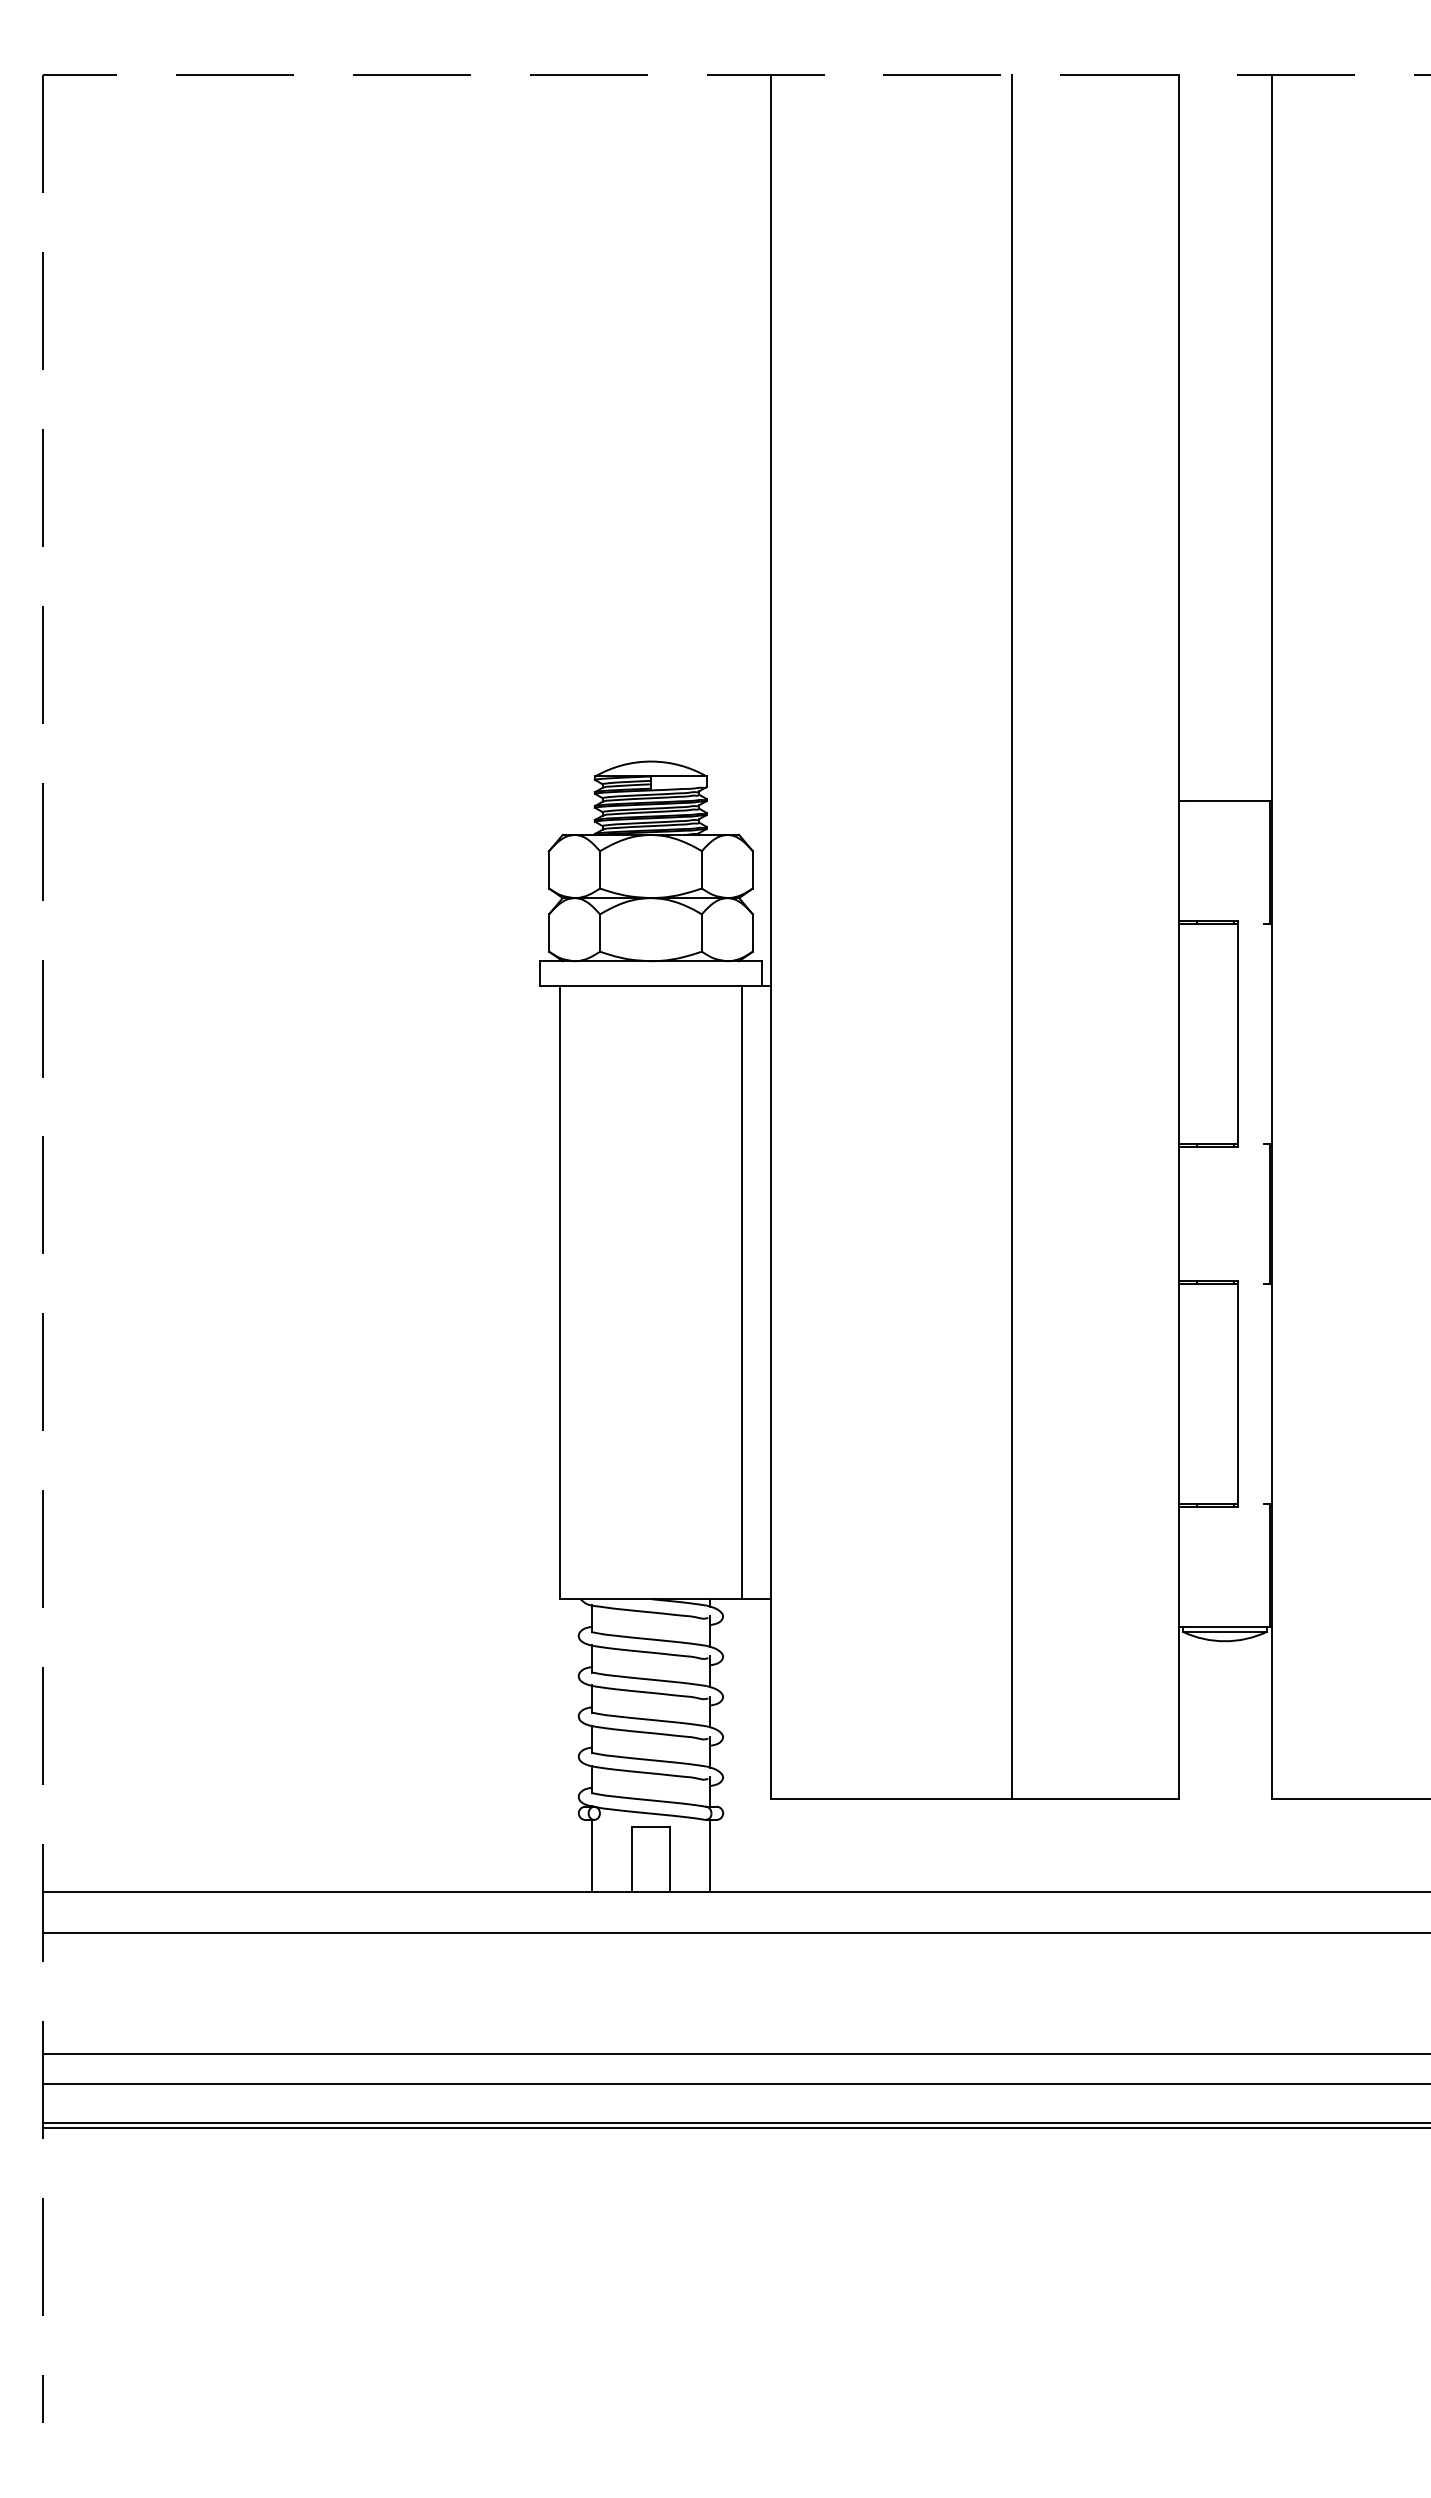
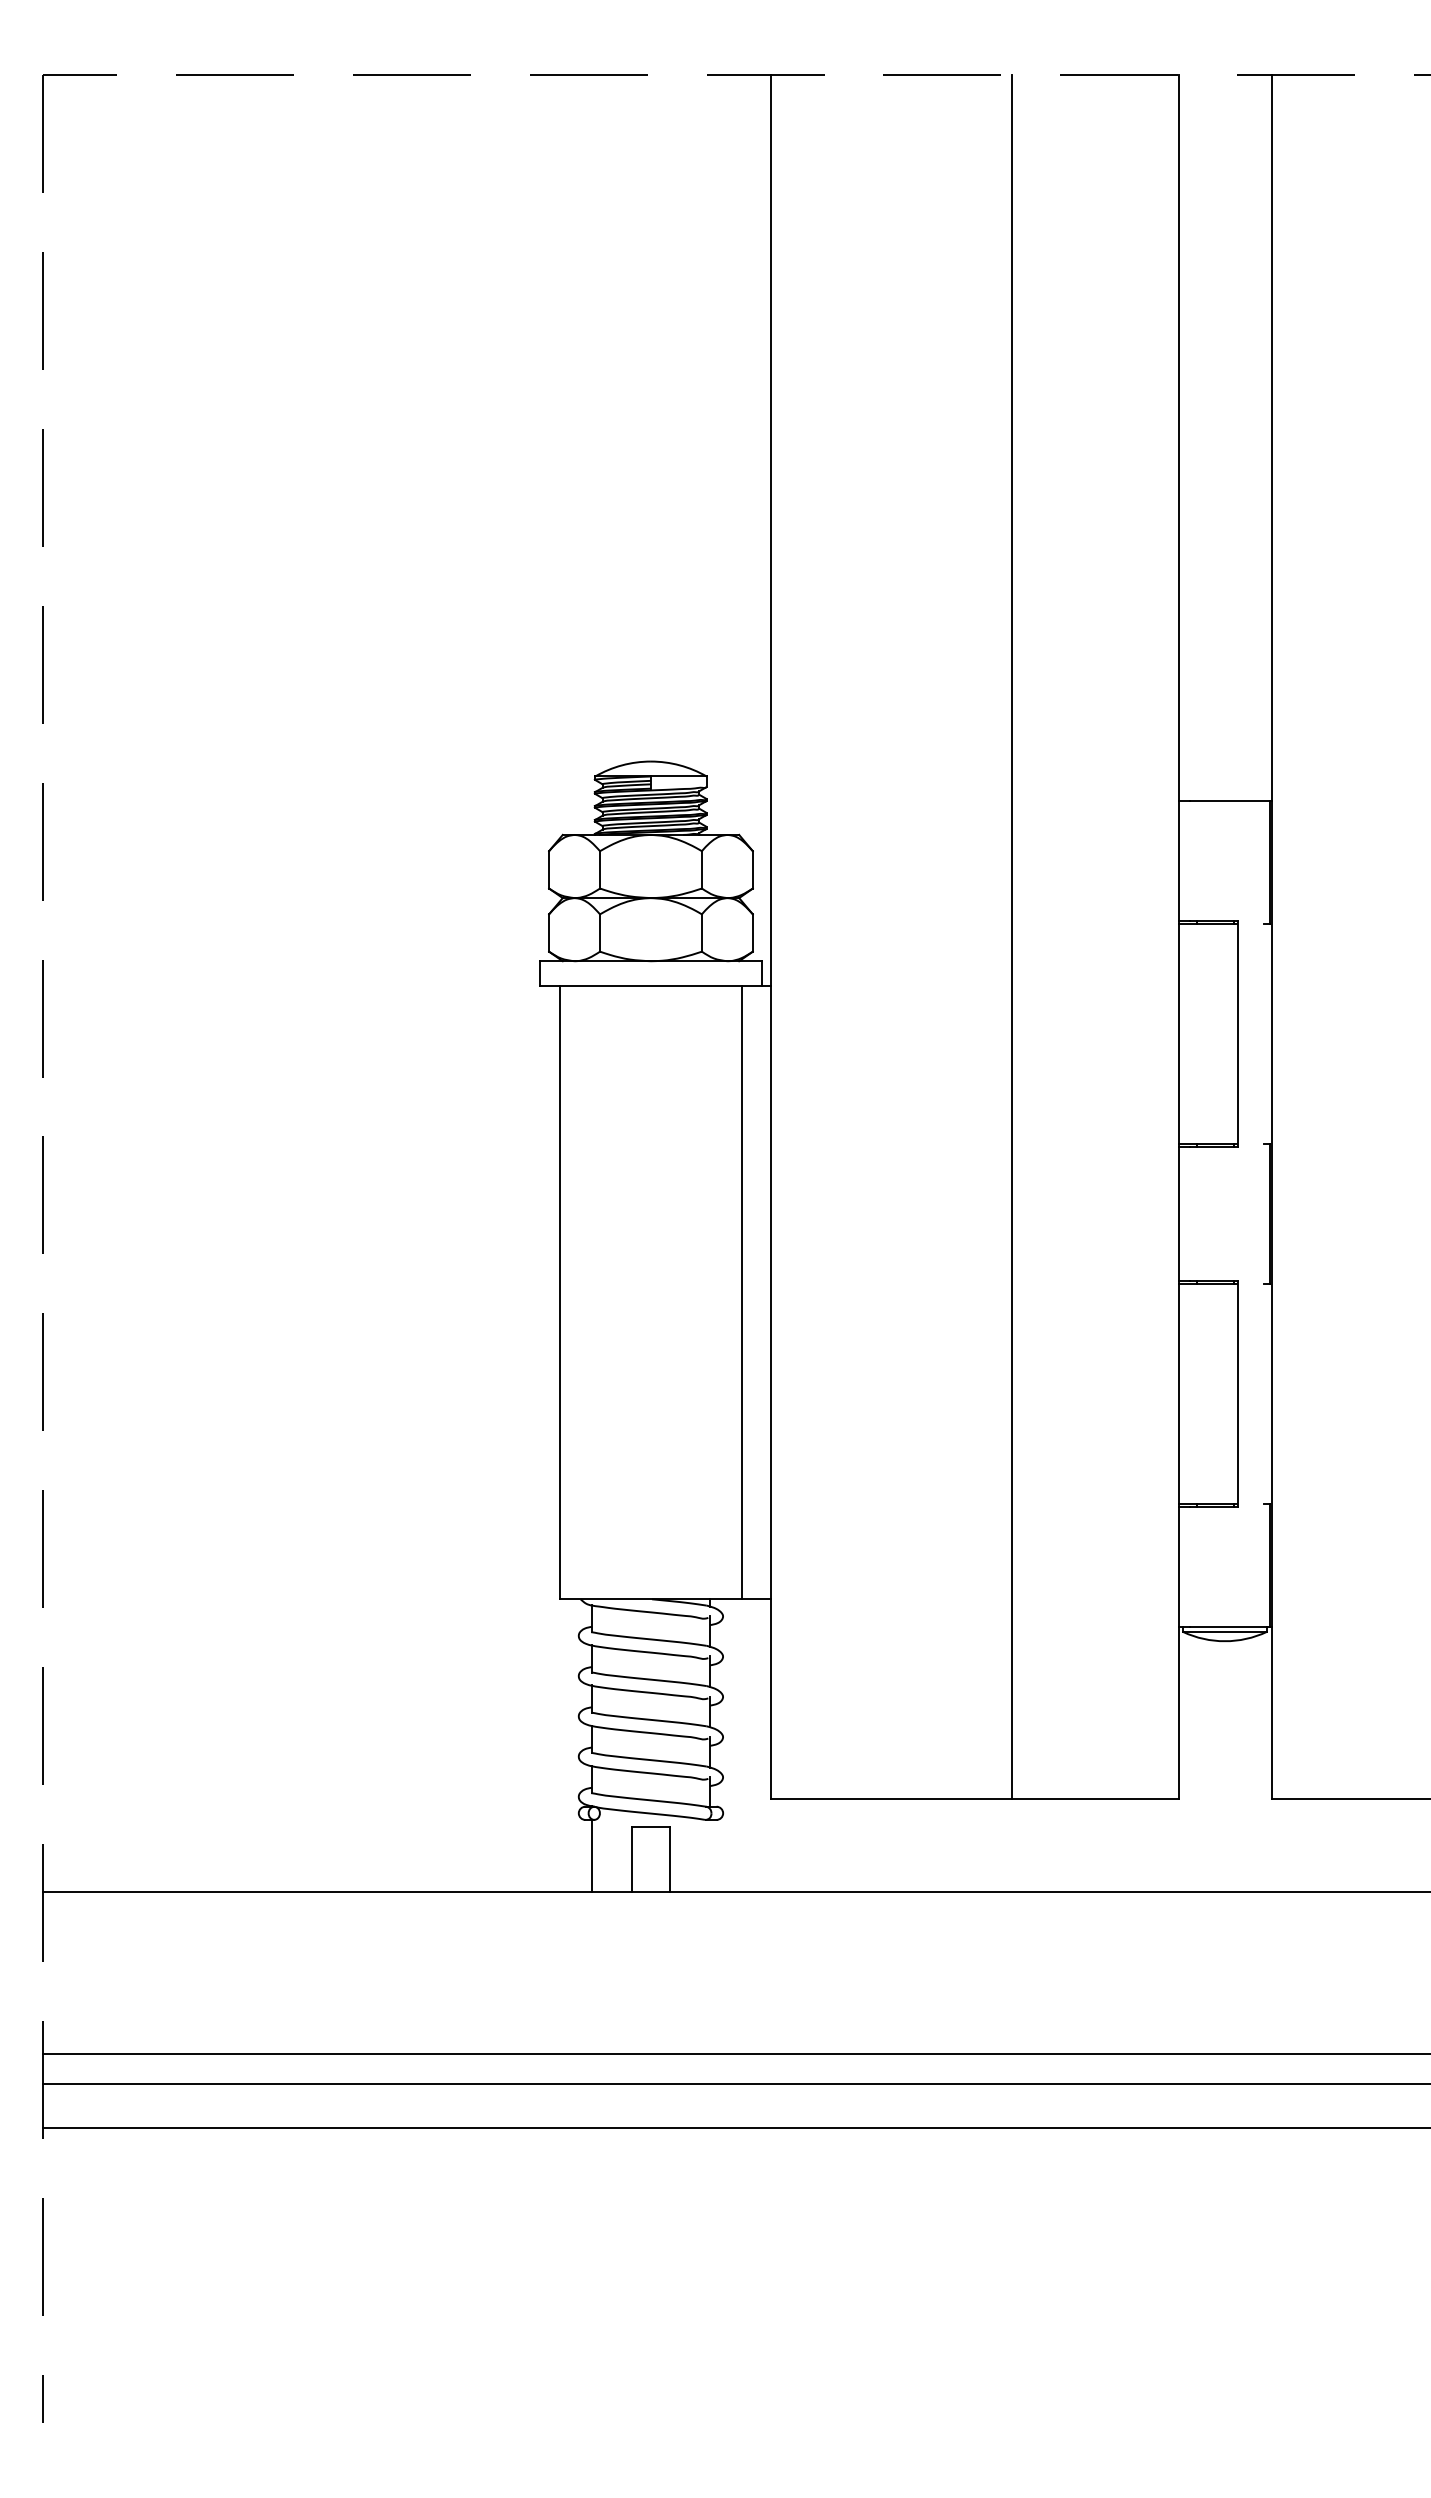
line: present -> none (709, 1855)
line: present -> none (734, 1932)
line: present -> none (734, 2122)
